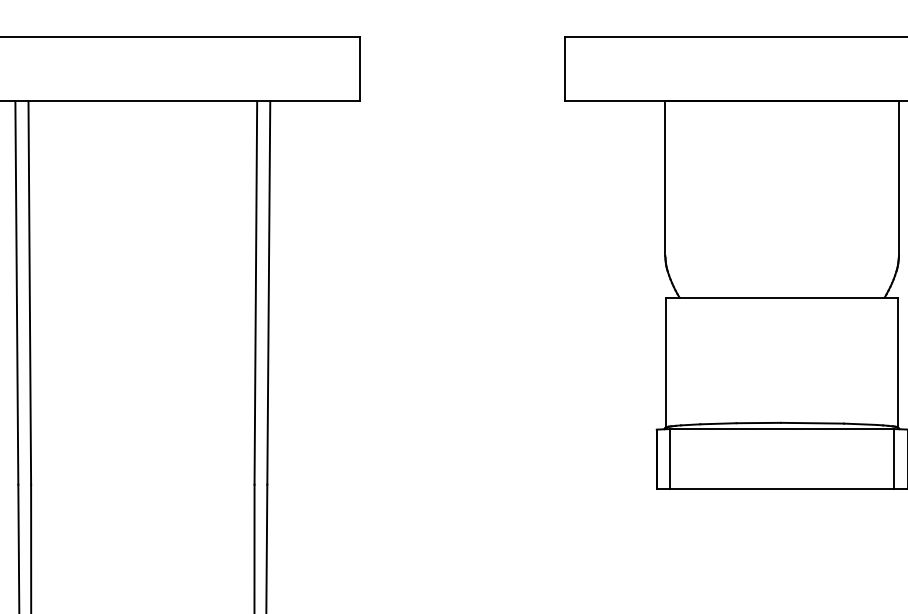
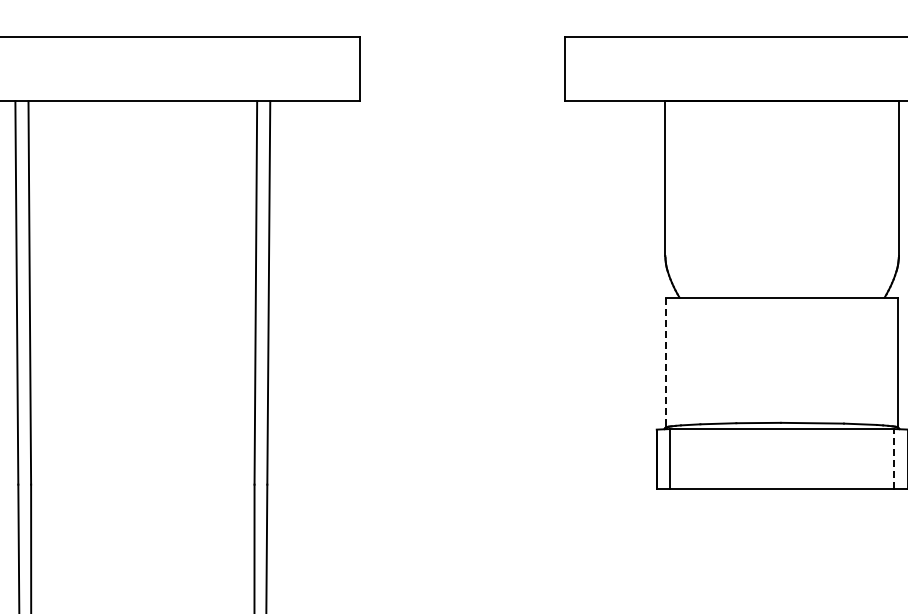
line: solid -> dashed (665, 363)
line: solid -> dashed (894, 458)
